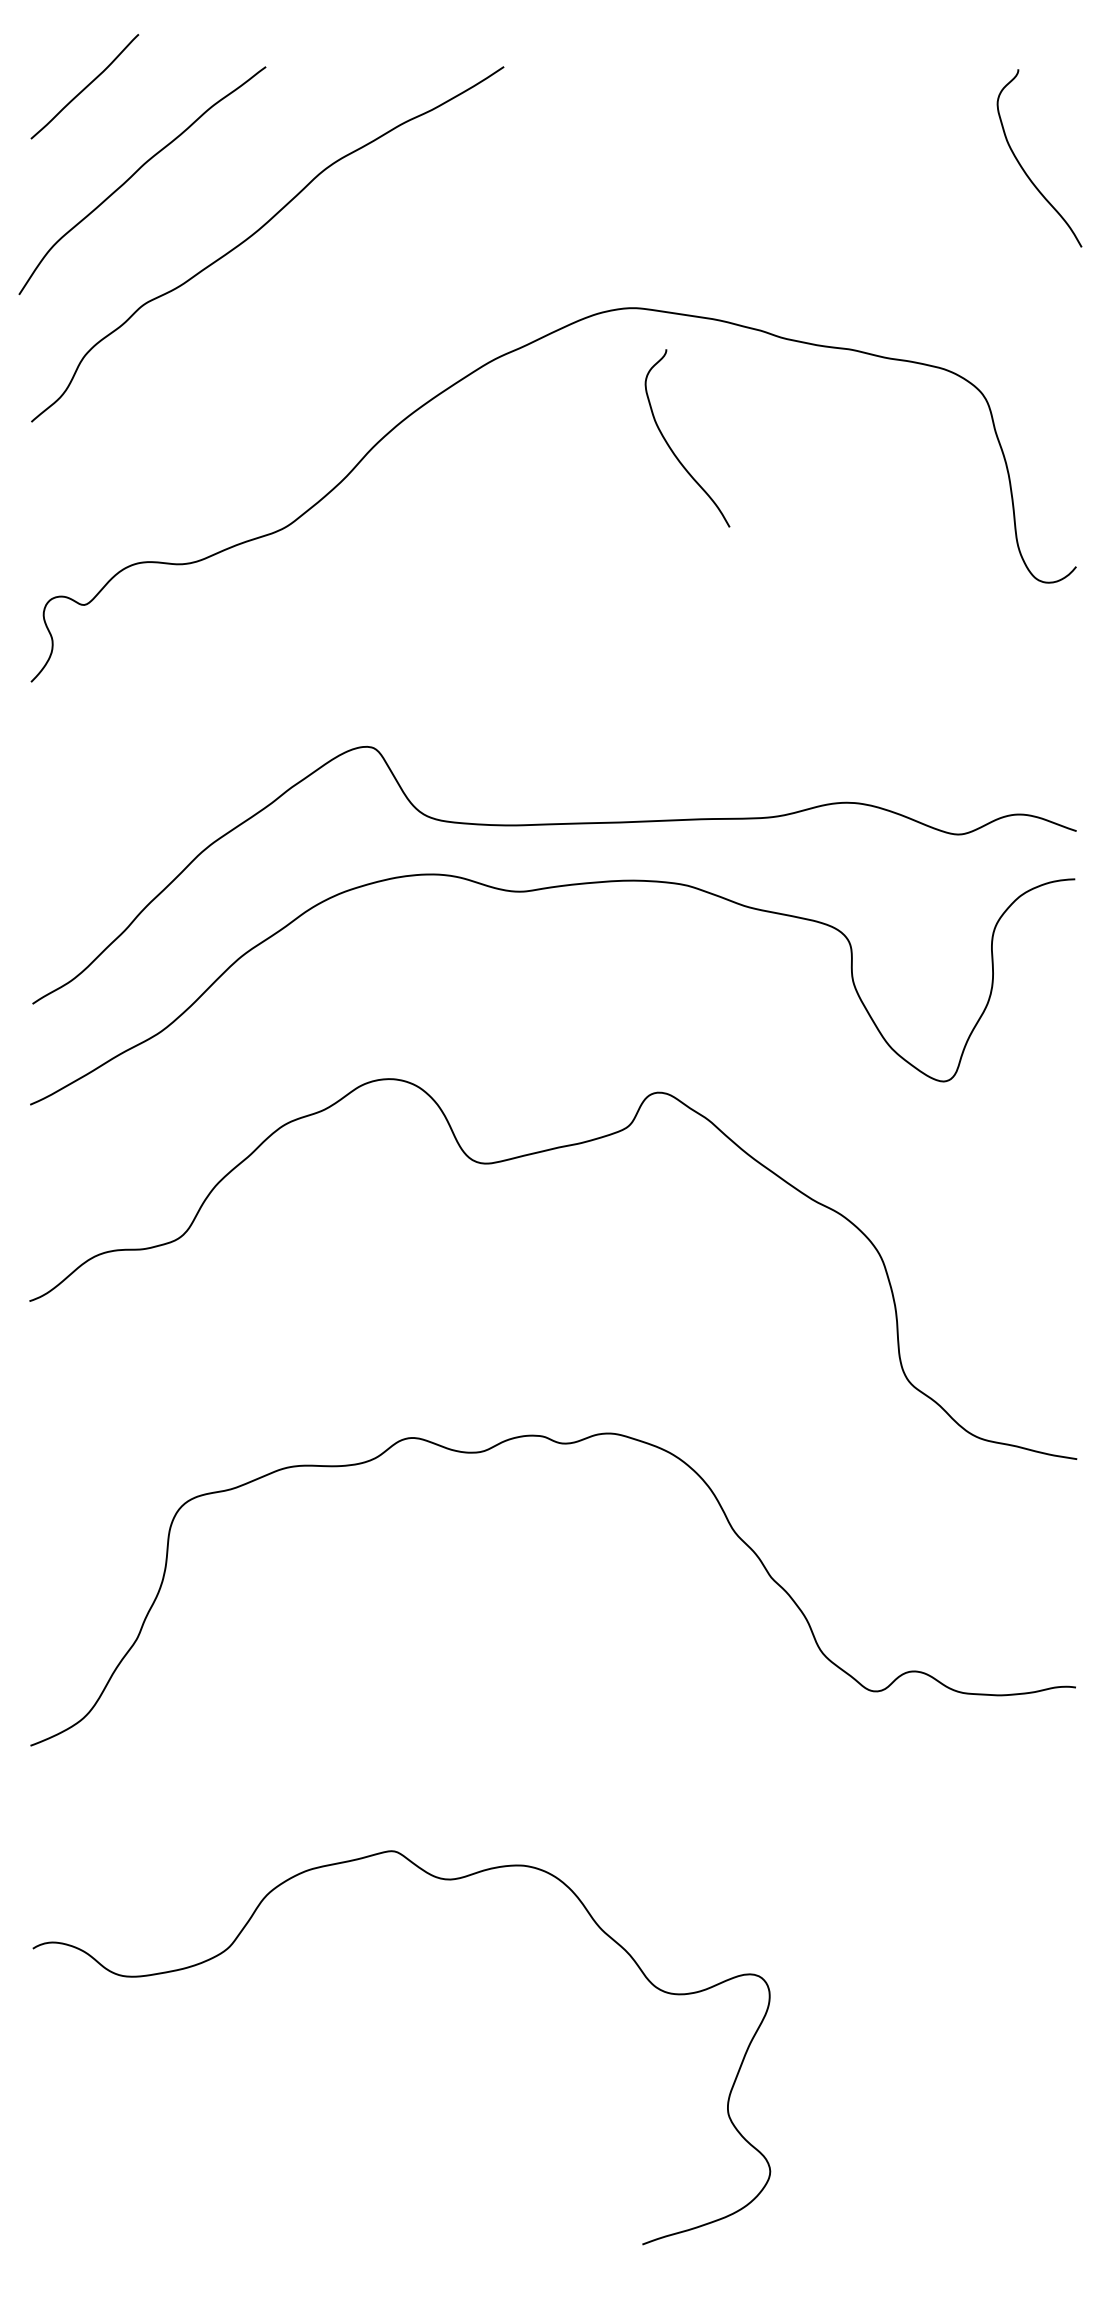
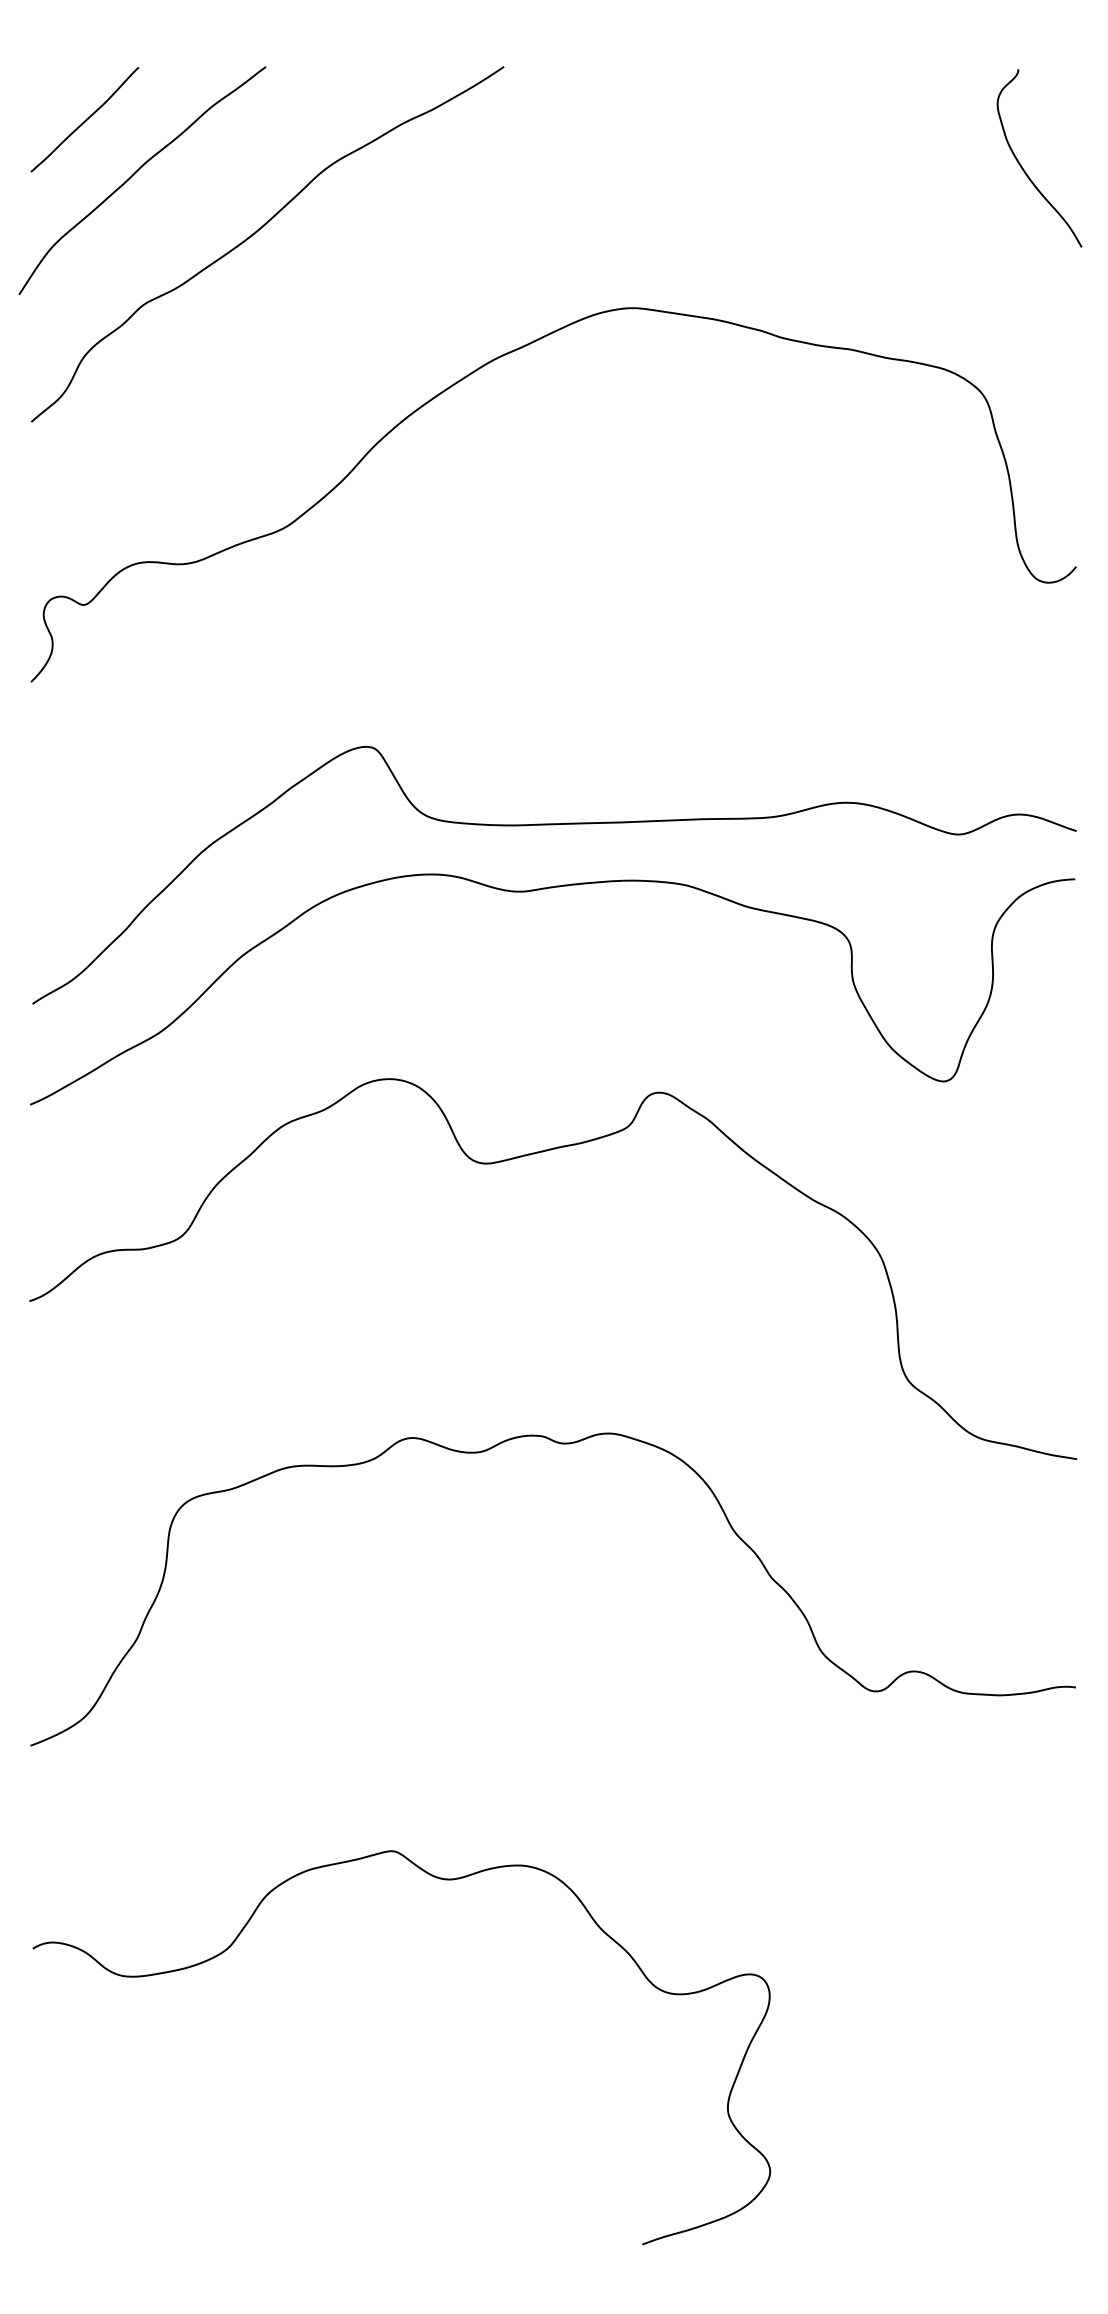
curve position: (85, 86) -> (85, 119) (85, 119)
curve: present -> none (672, 449)
